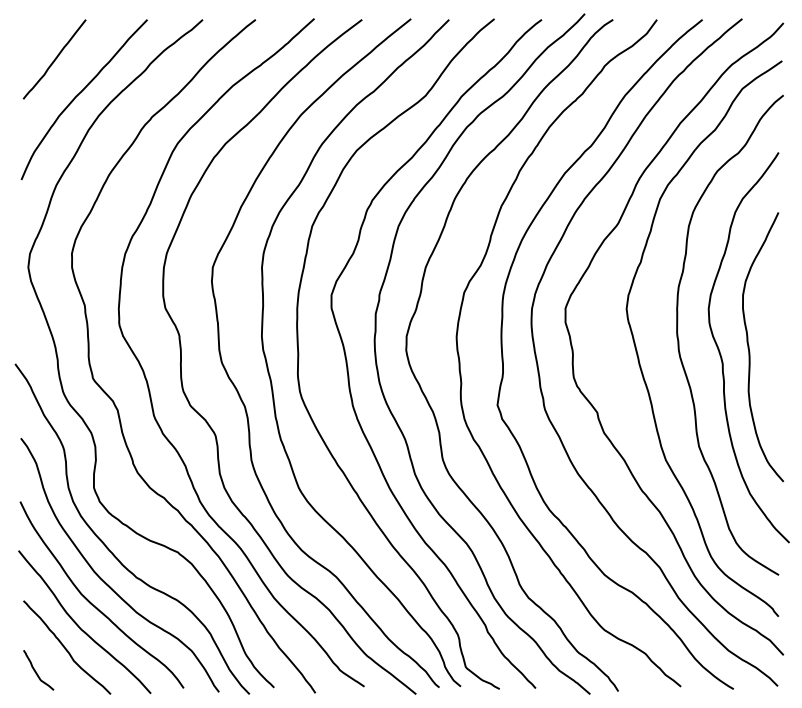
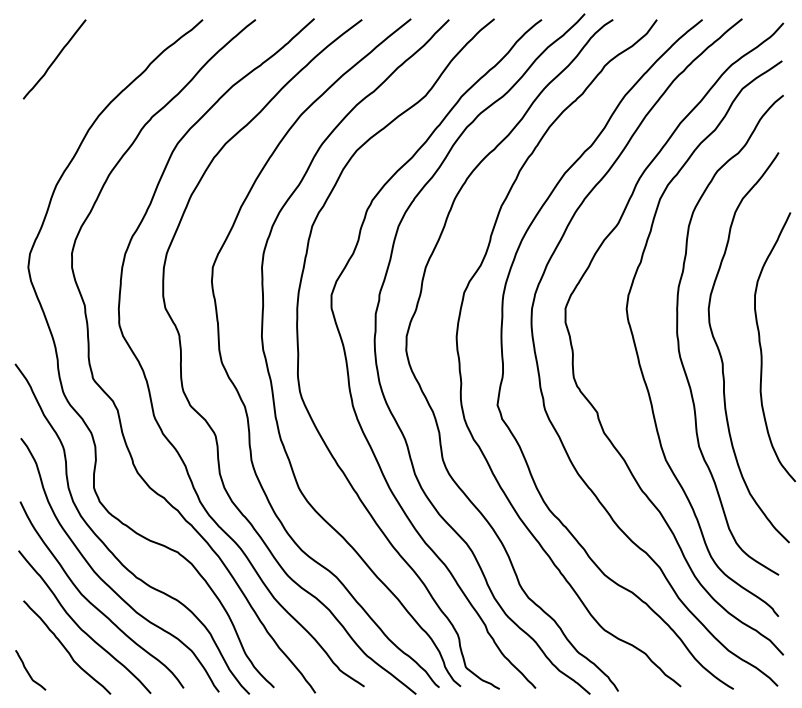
curve: present -> none (79, 94)
curve position: (750, 351) -> (762, 351) (762, 351)
curve position: (36, 671) -> (28, 671) (28, 671)
